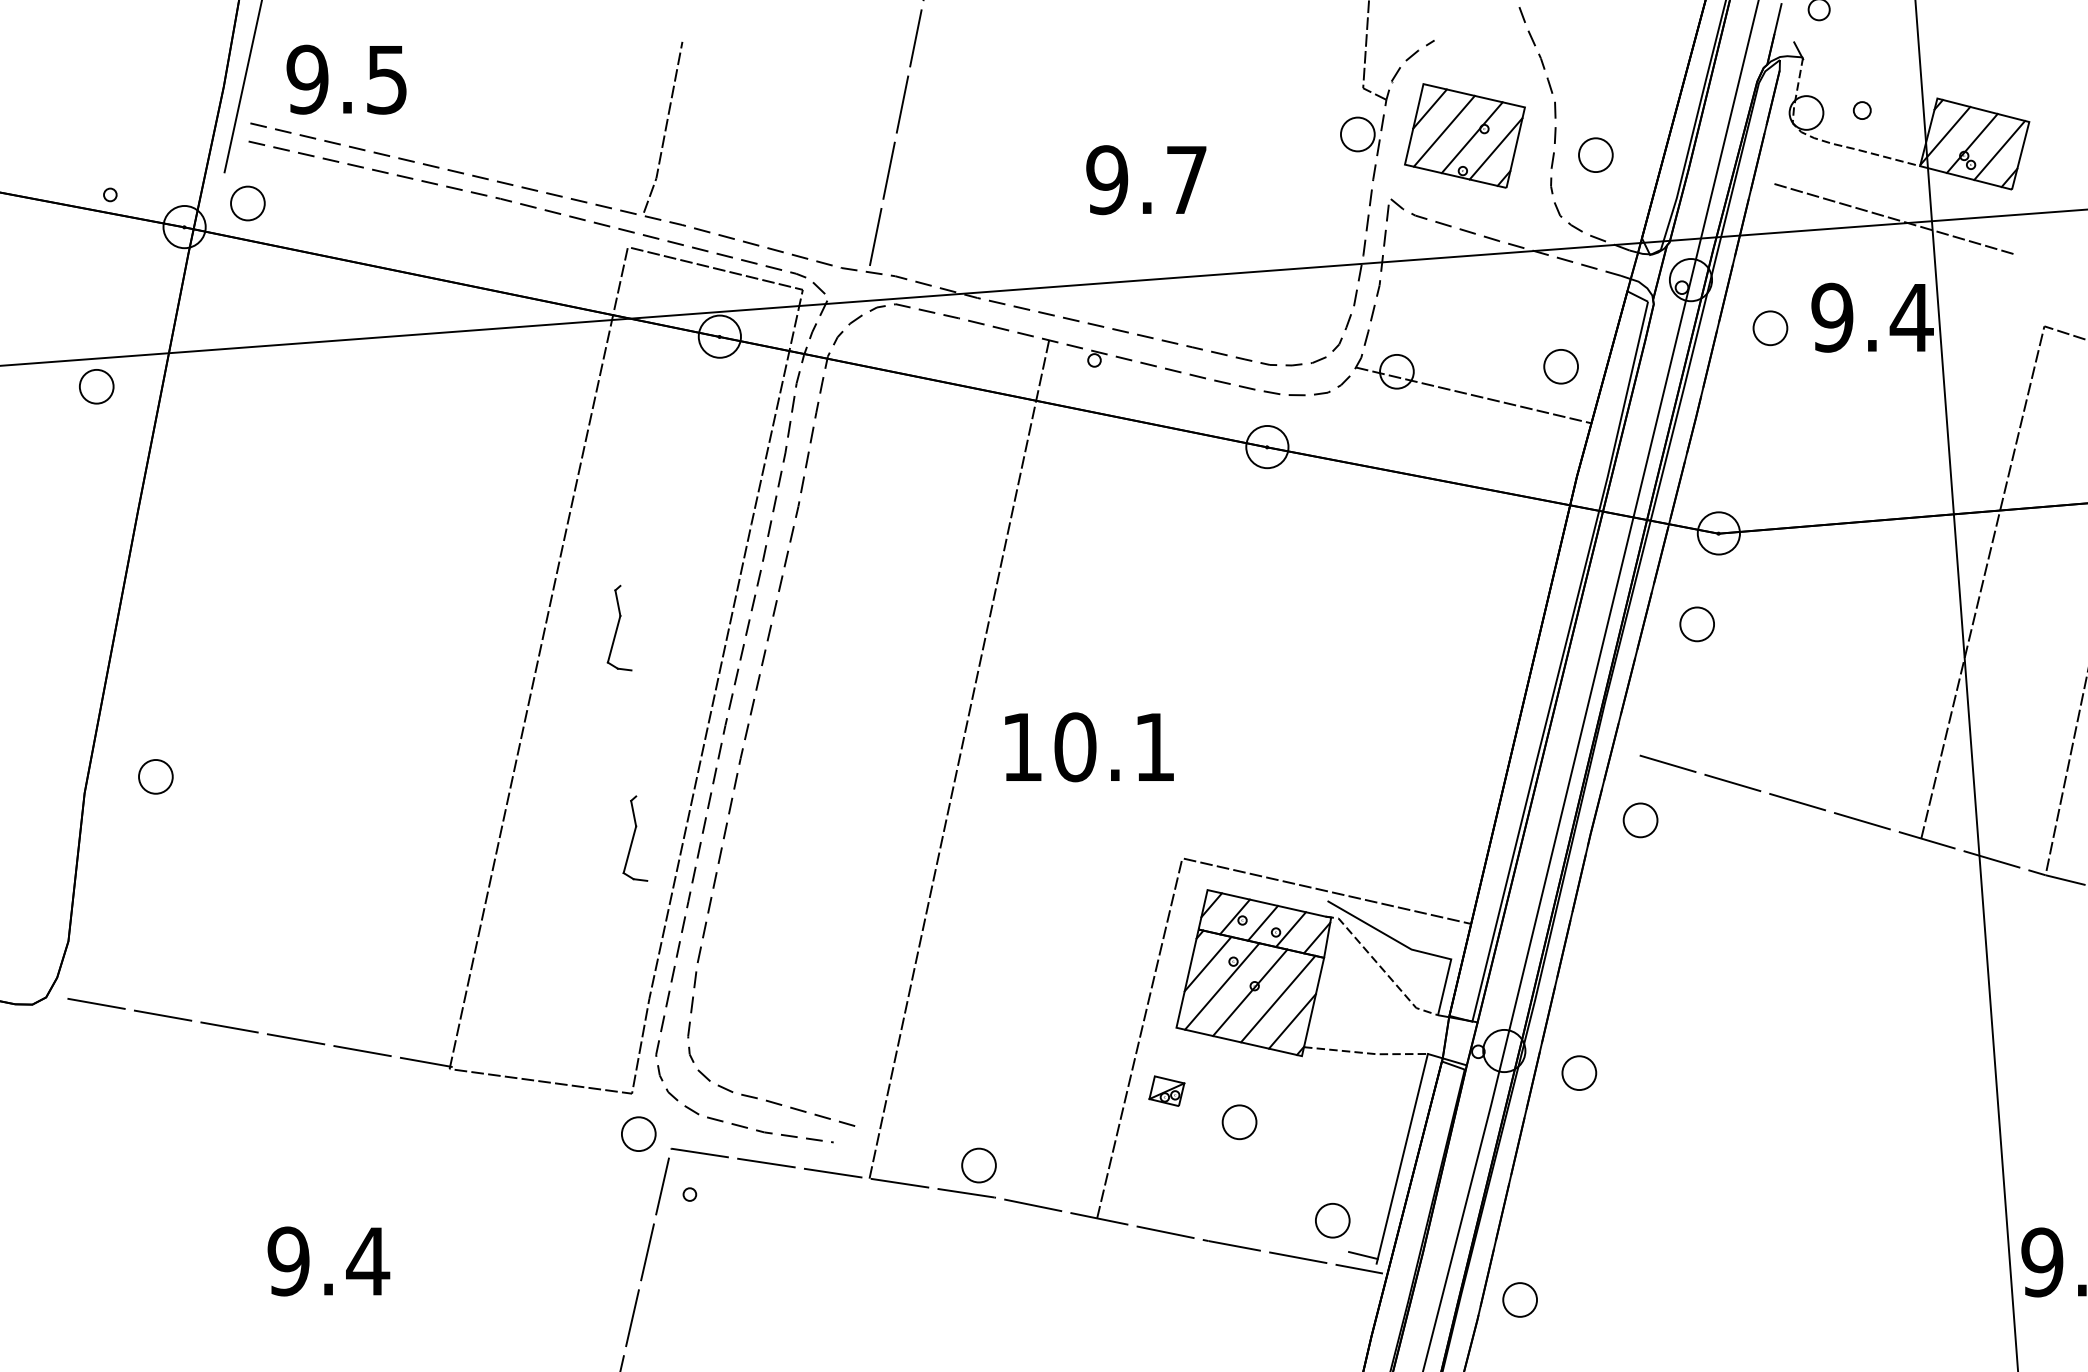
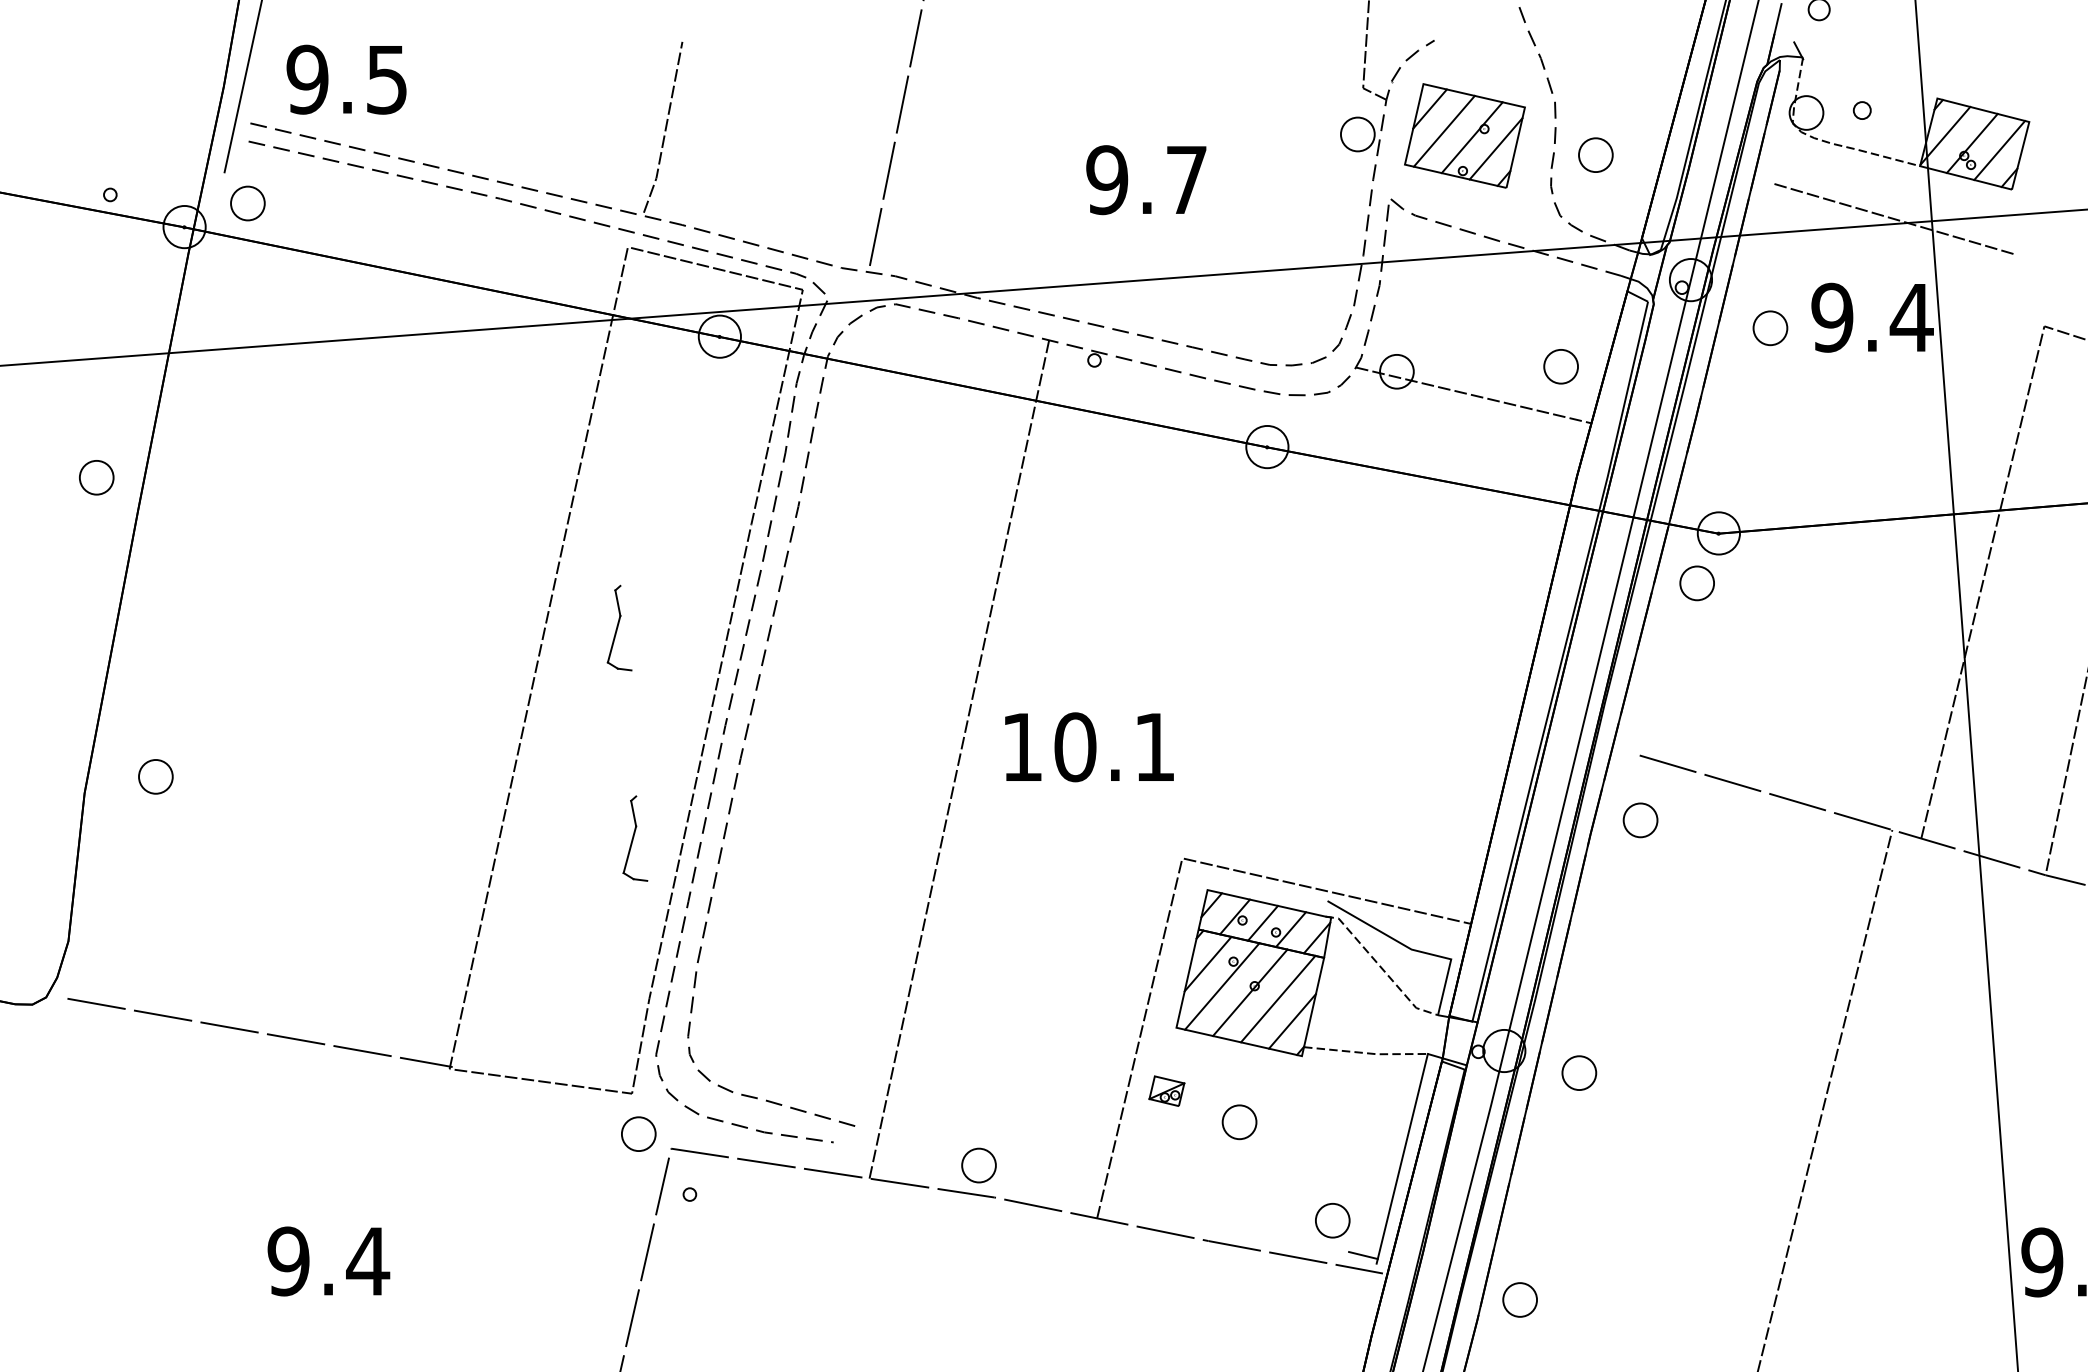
part position: (96, 386) -> (96, 477) (96, 477)
part position: (1696, 624) -> (1696, 583) (1696, 583)
line: none -> present (1825, 1099)
